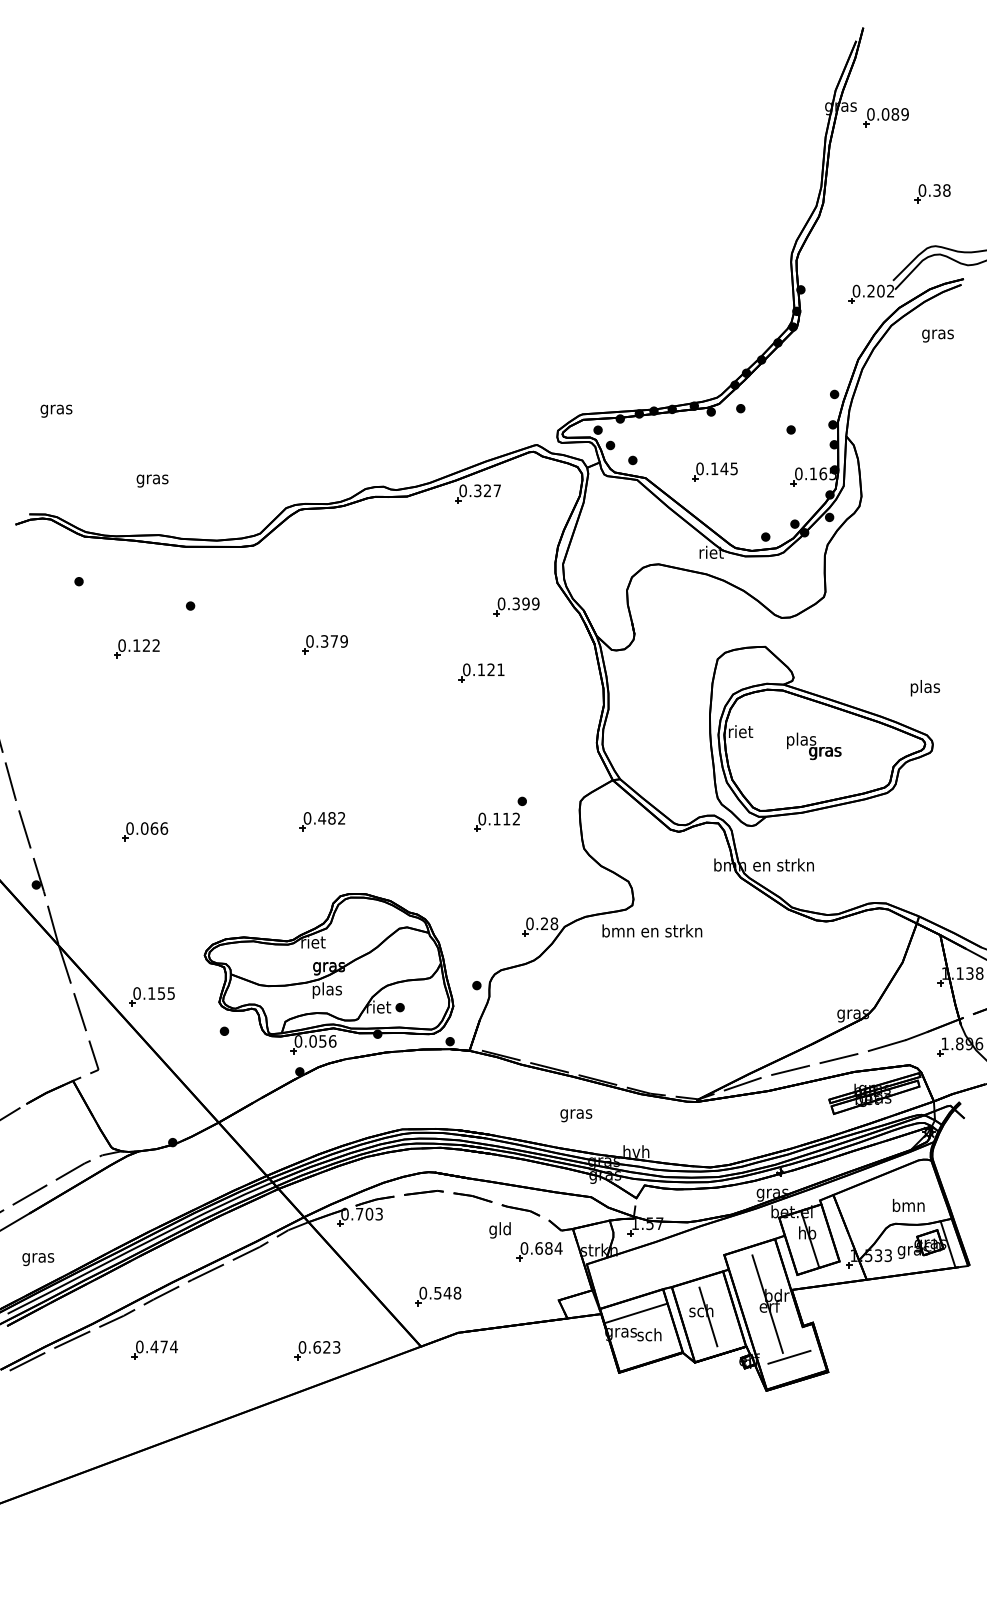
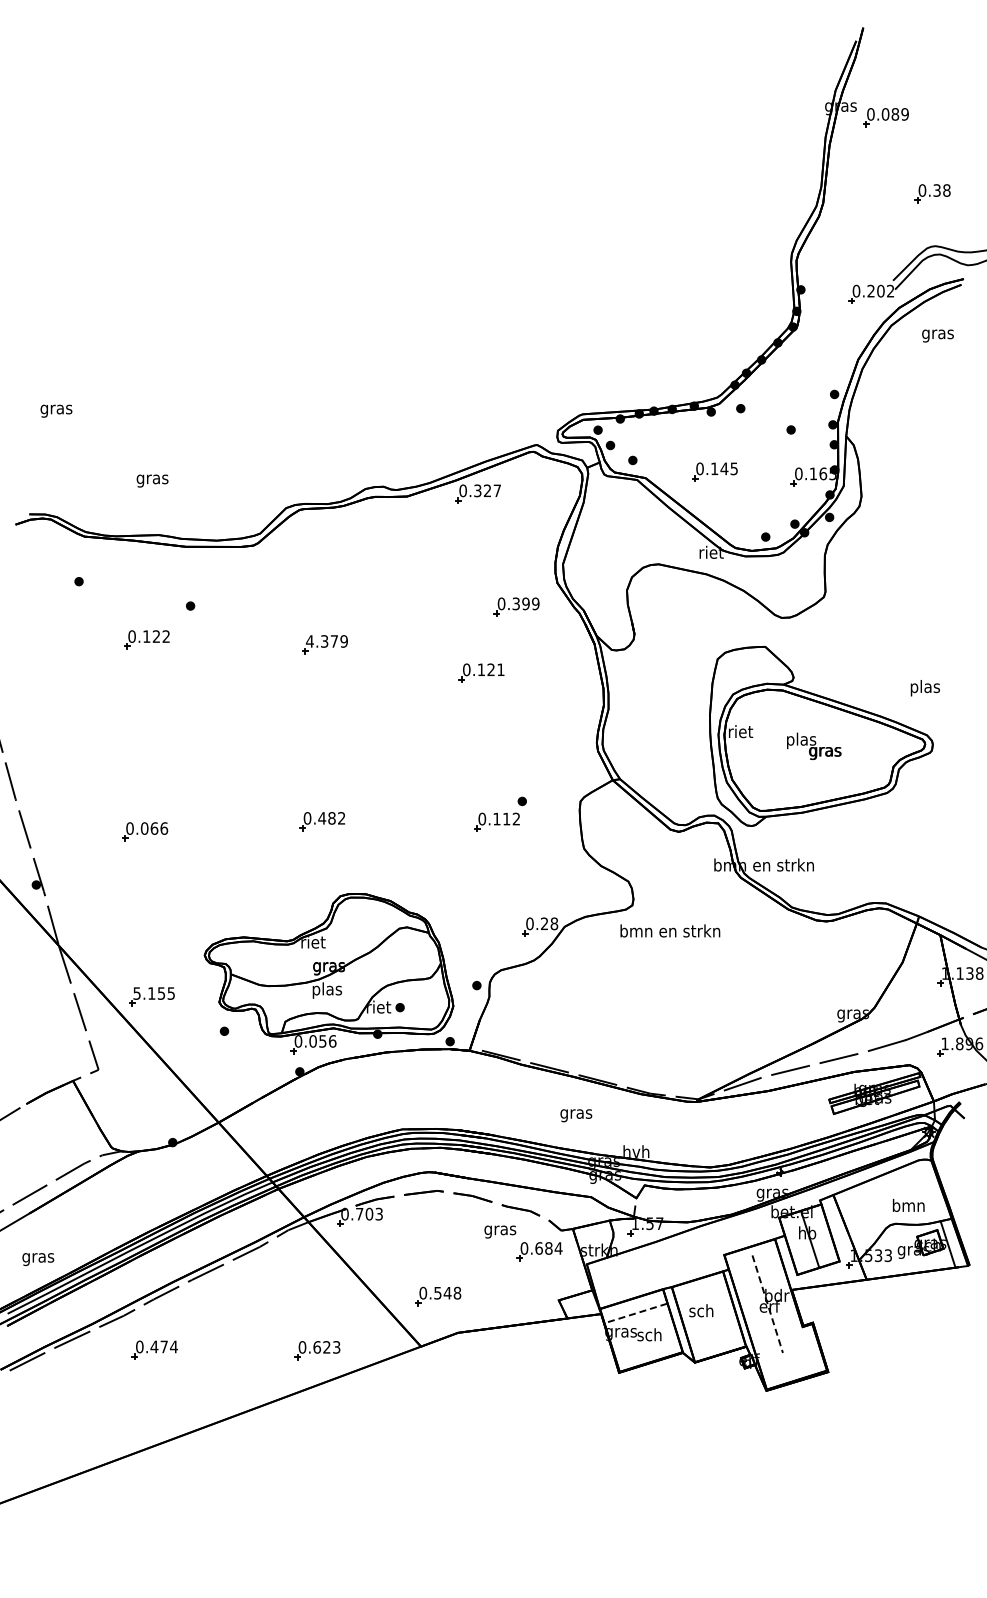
text: 0.379 -> 4.379 (309, 641)
part position: (136, 648) -> (146, 639) (146, 639)
text position: (652, 930) -> (670, 930) (670, 930)
text: 0.155 -> 5.155 (136, 993)
text: gld -> gras (500, 1230)
line: solid -> dashed (767, 1304)
line: solid -> dashed (636, 1313)
line: present -> none (708, 1316)
line: present -> none (789, 1356)
